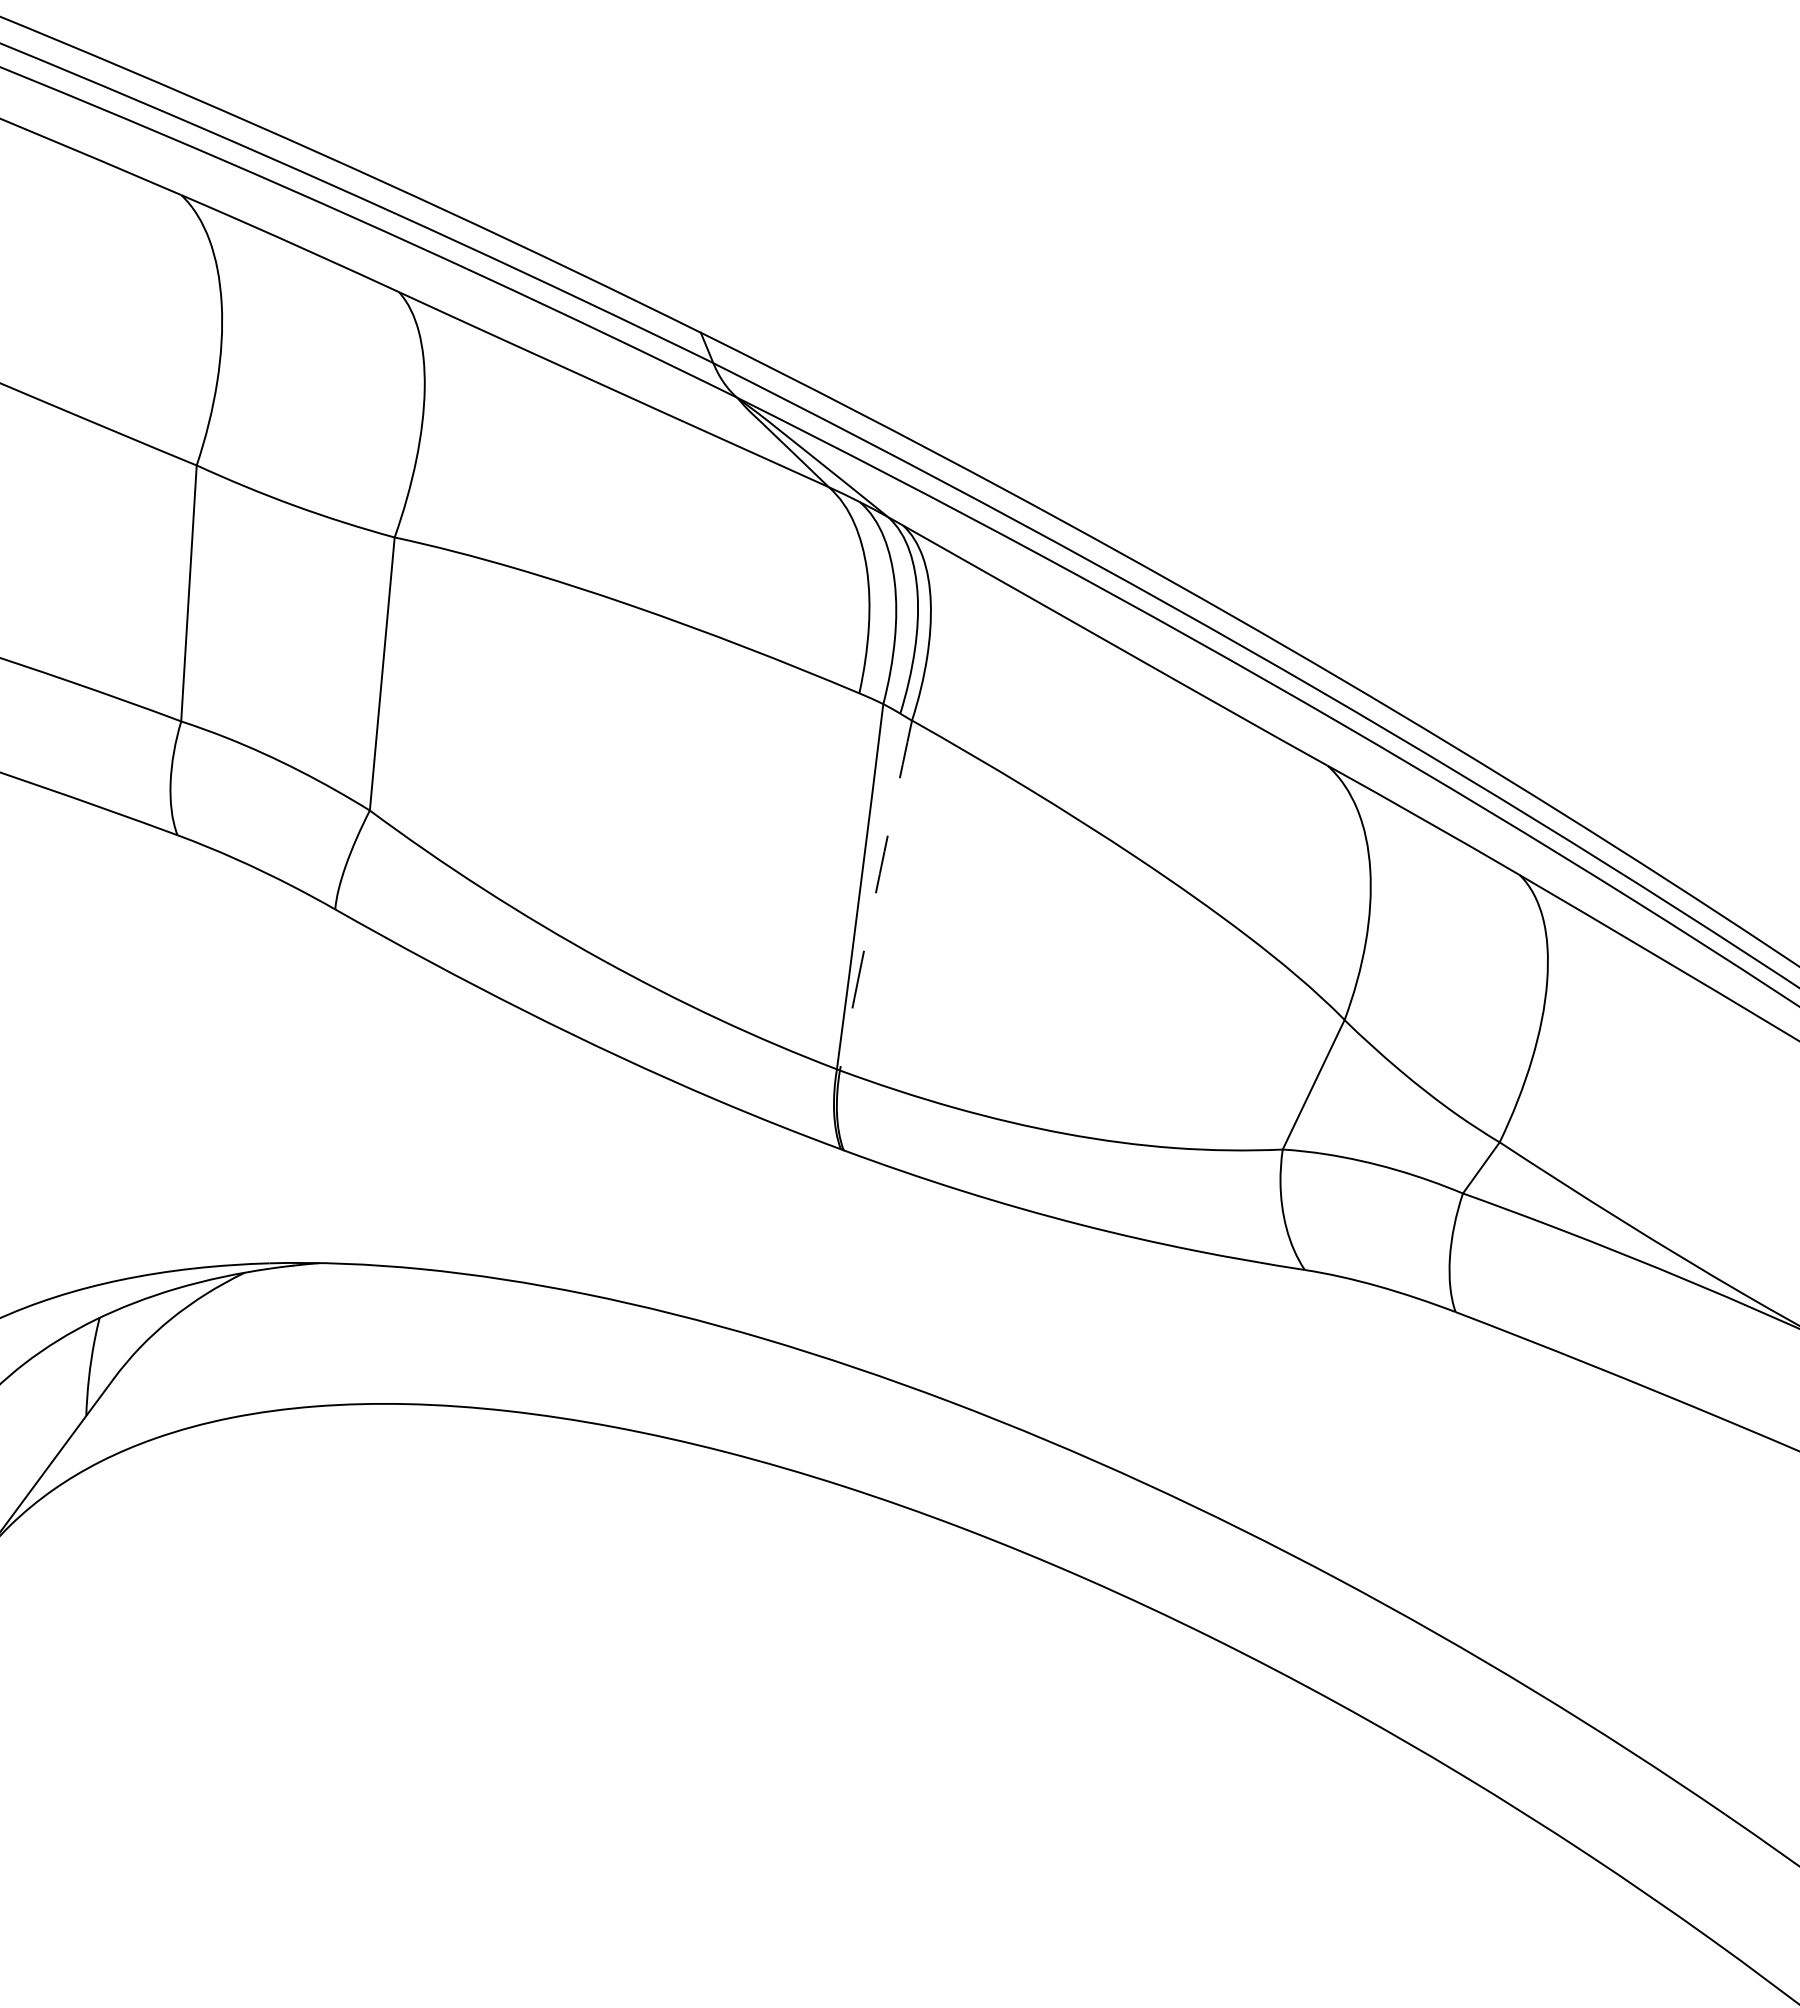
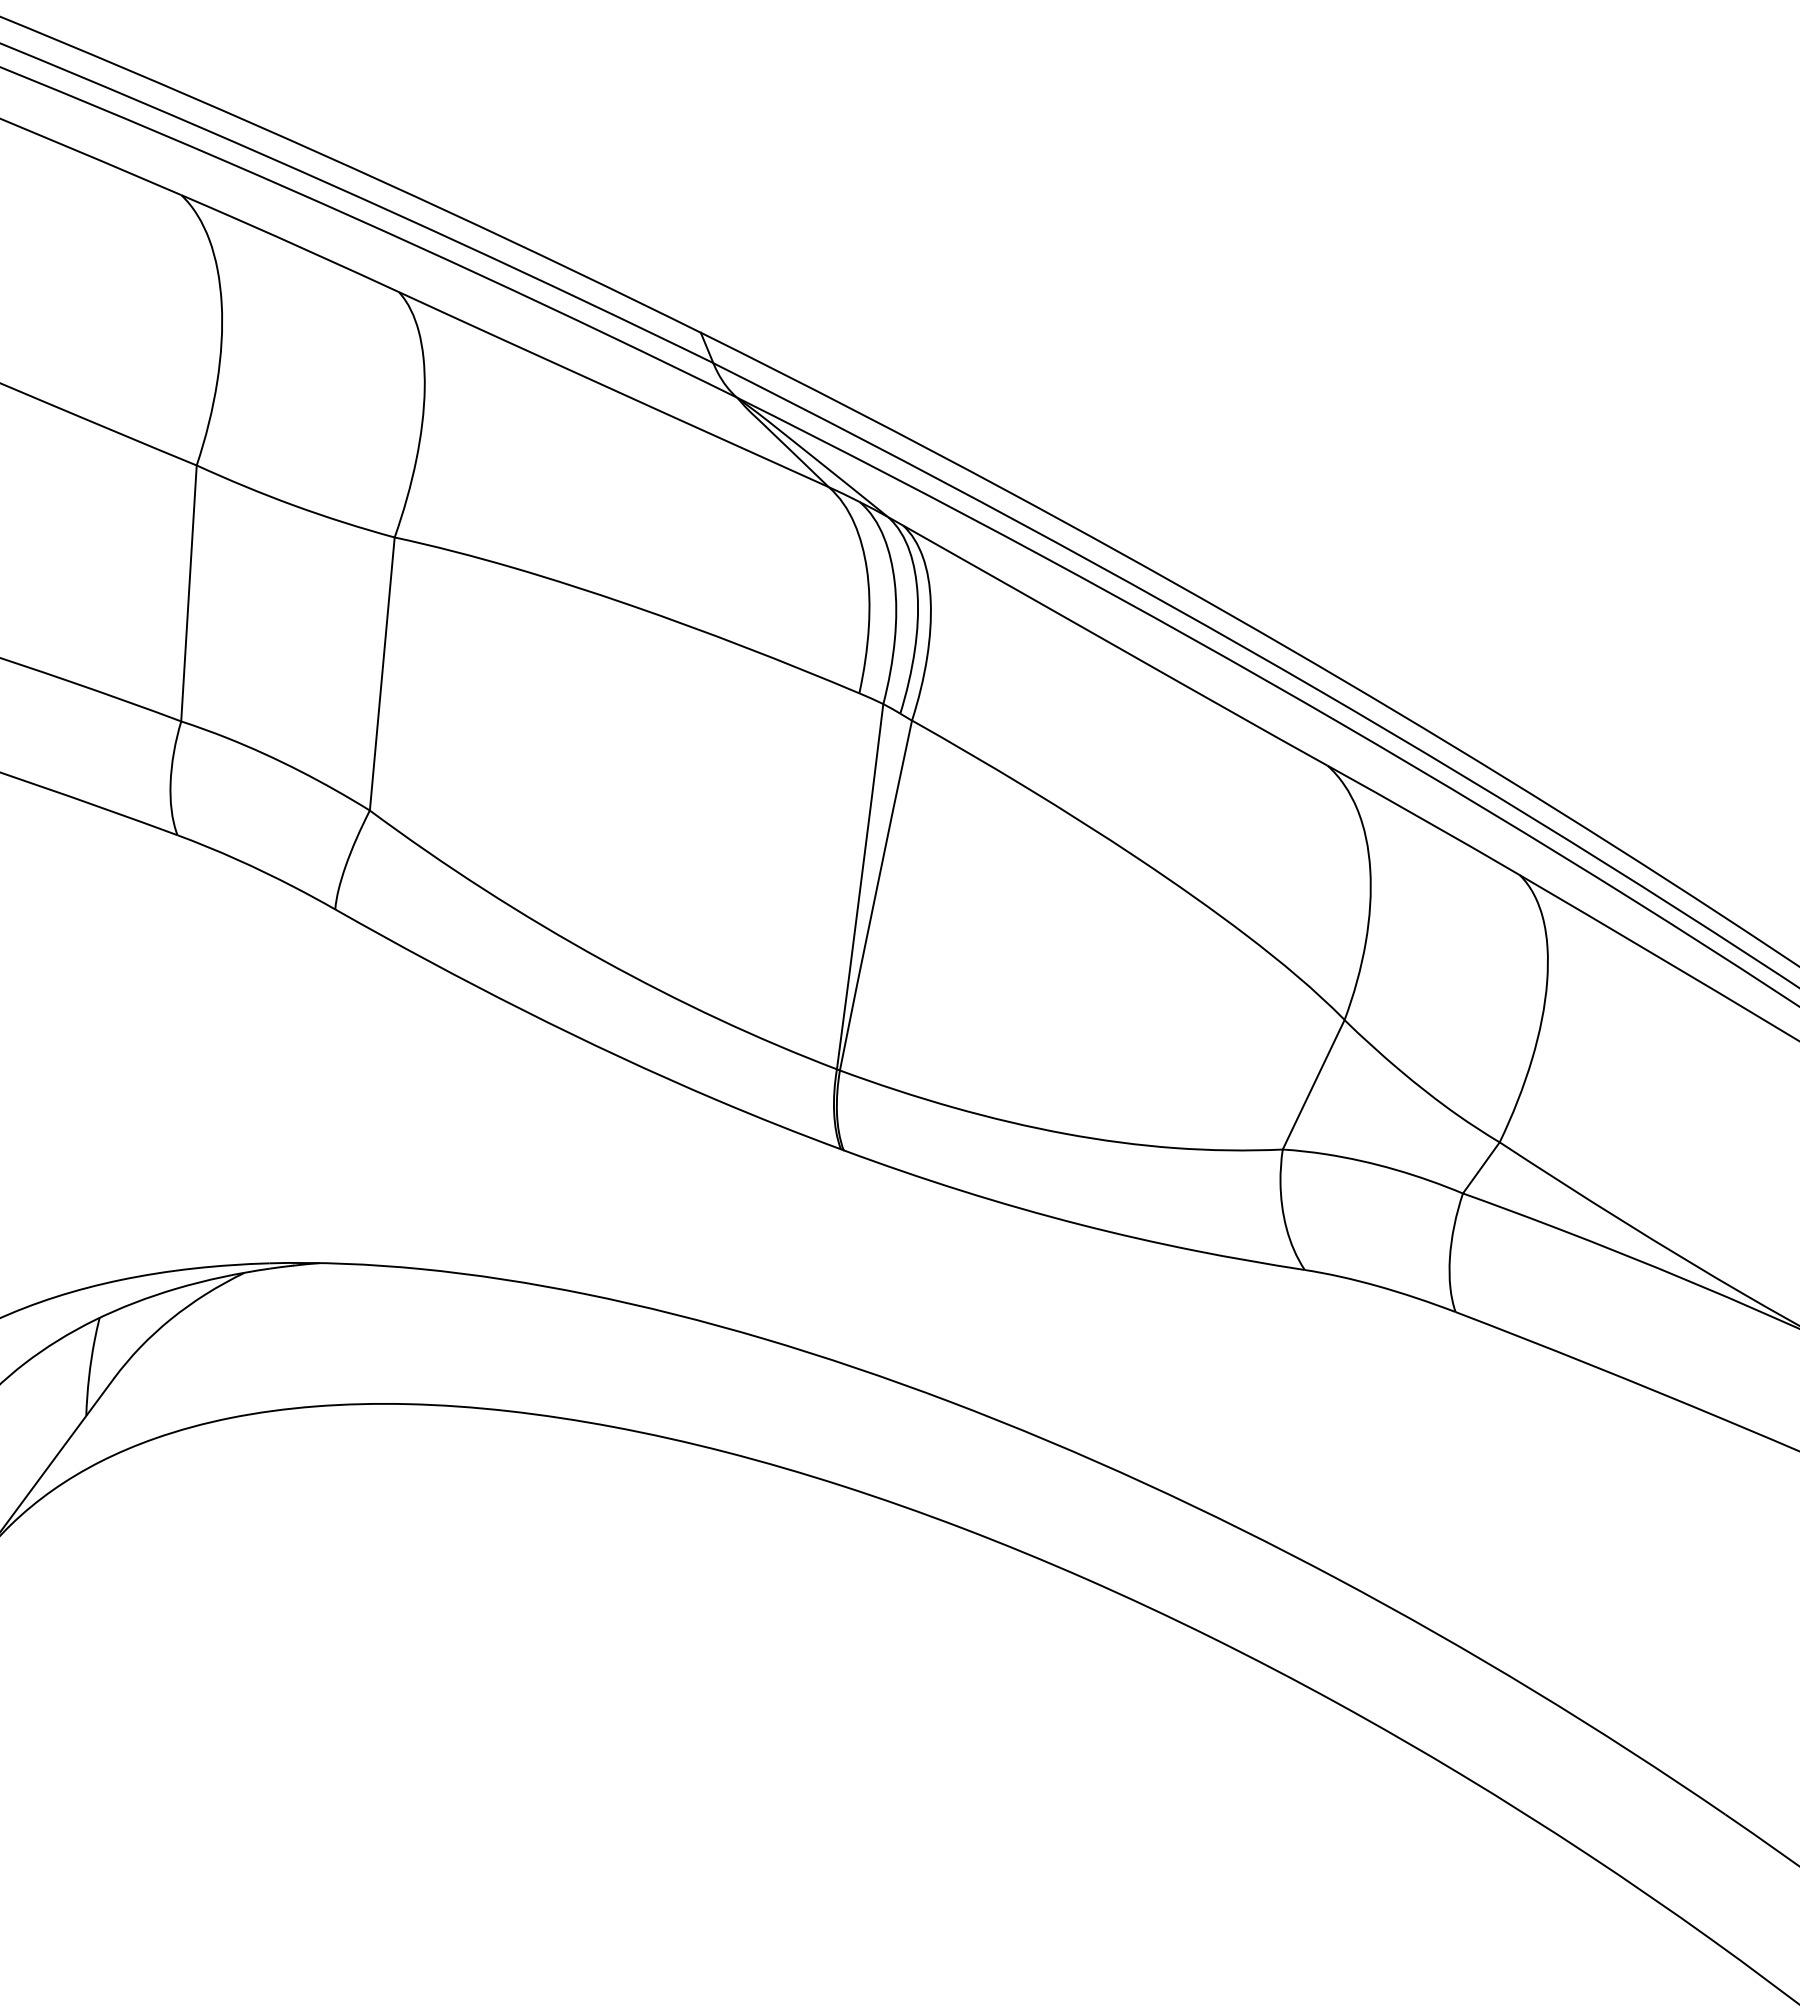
arc: dashed -> solid (875, 895)
